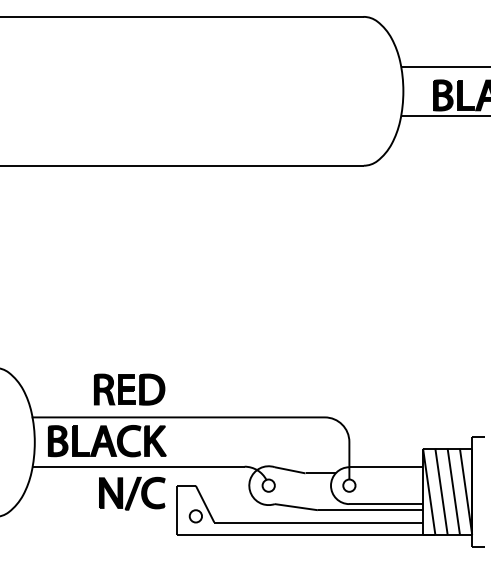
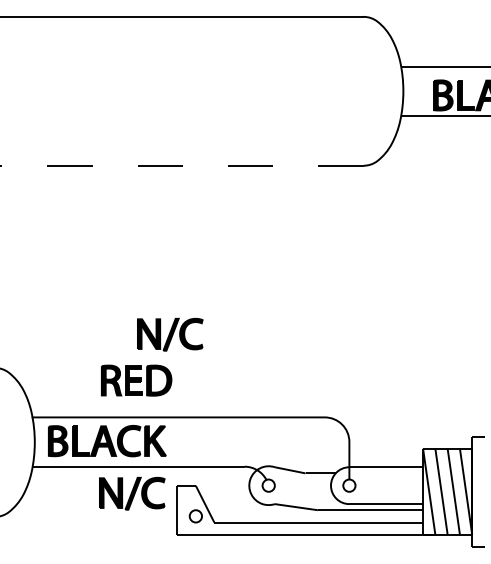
line: solid -> dashed (181, 165)
part: none -> present (170, 334)
part position: (129, 389) -> (136, 380) (136, 380)
